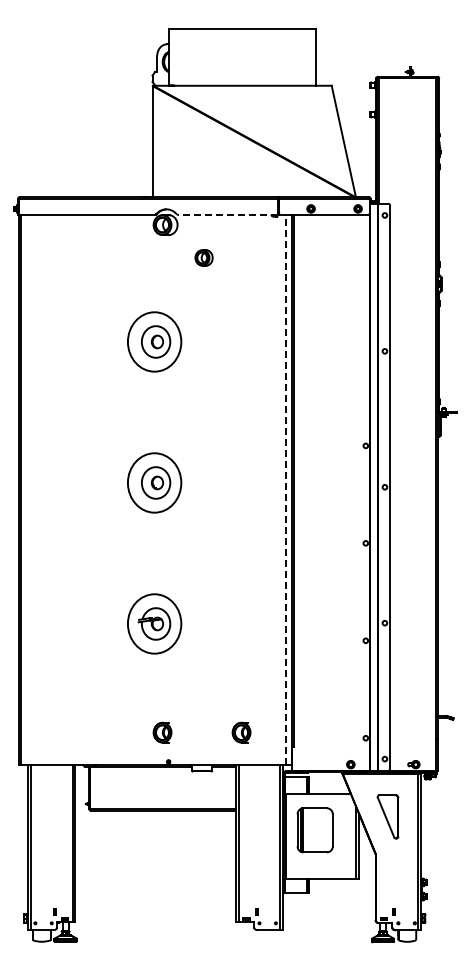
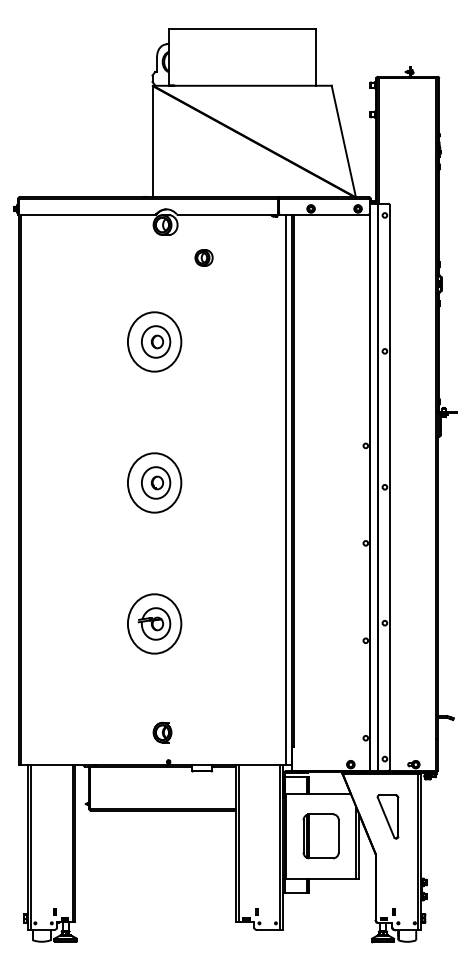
line: dashed -> solid (227, 214)
line: dashed -> solid (286, 489)
part: present -> none (241, 732)
part position: (314, 830) -> (320, 836) (320, 836)
